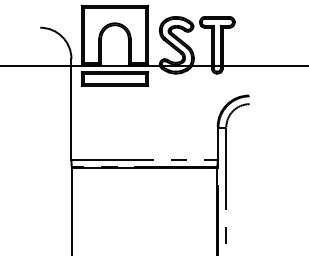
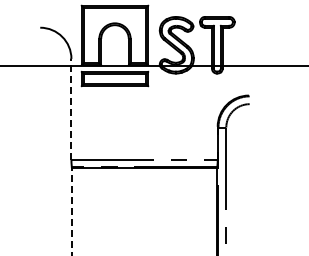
line: solid -> dashed (71, 108)
line: solid -> dashed (72, 211)
